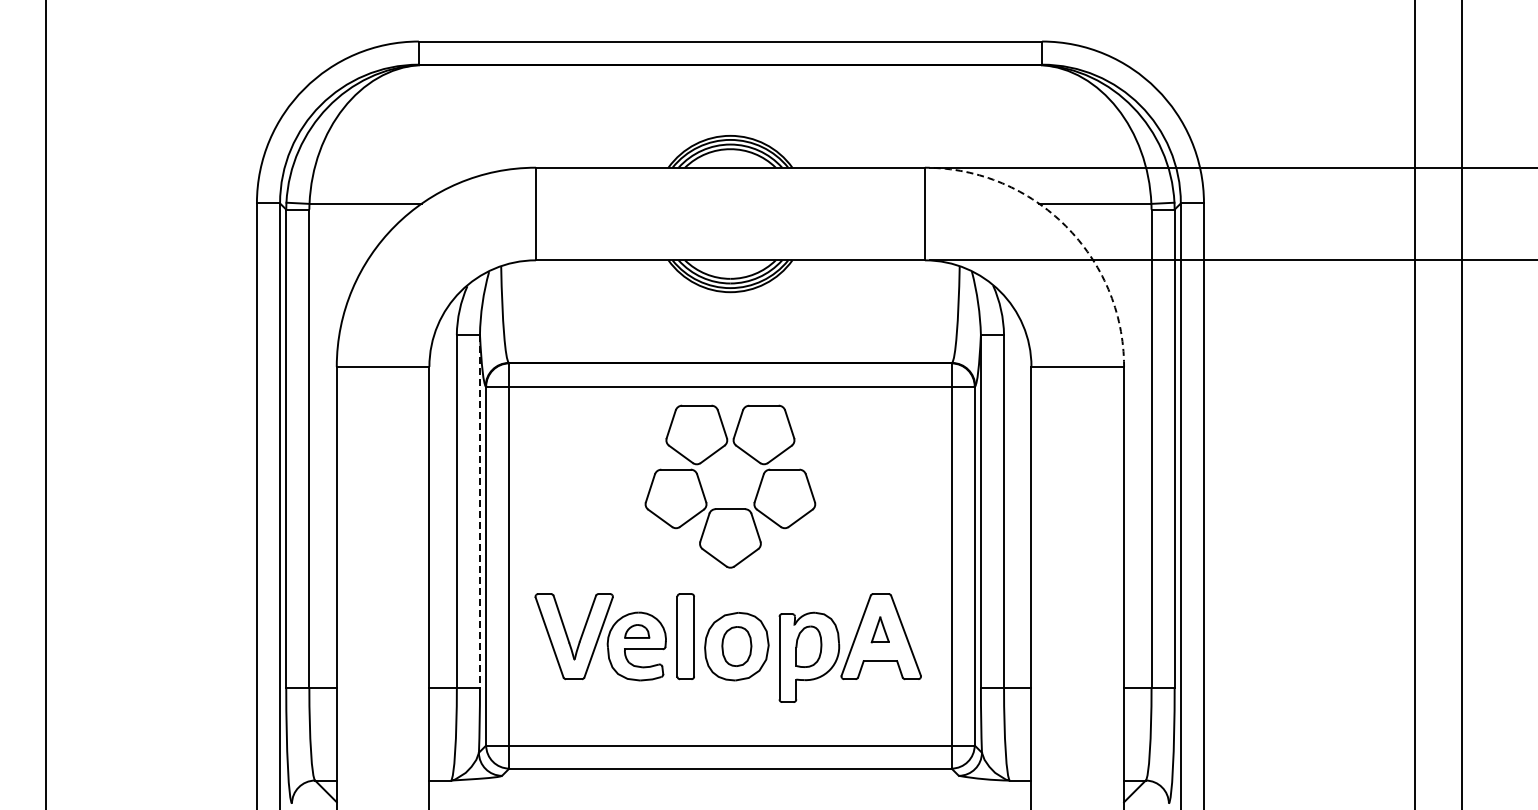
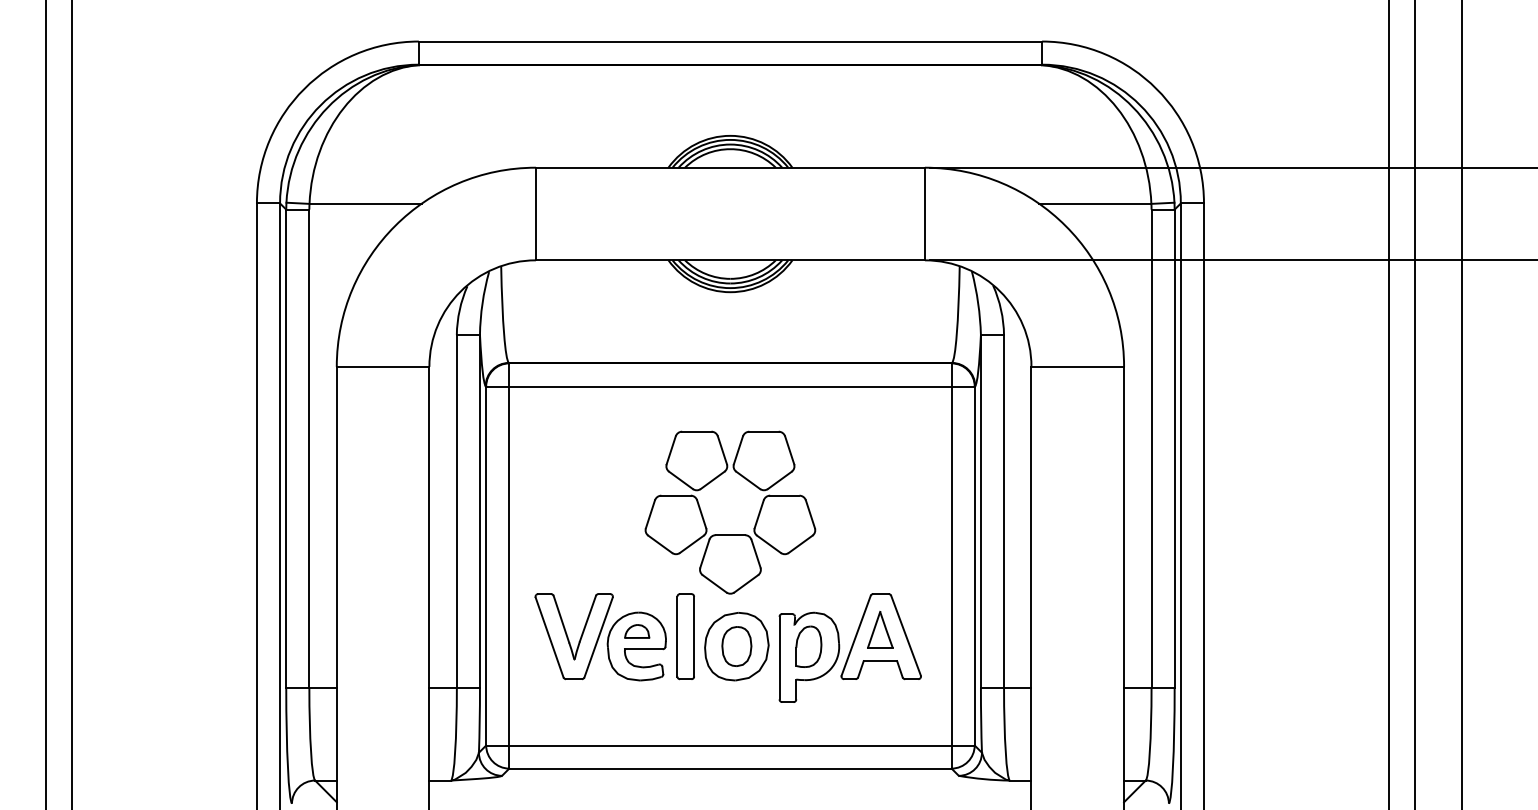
arc: dashed -> solid (1065, 226)
line: none -> present (71, 404)
line: none -> present (1389, 404)
part position: (730, 508) -> (730, 534) (730, 534)
line: dashed -> solid (479, 512)
part size: 20x28 px -> 27x38 px (880, 629)
